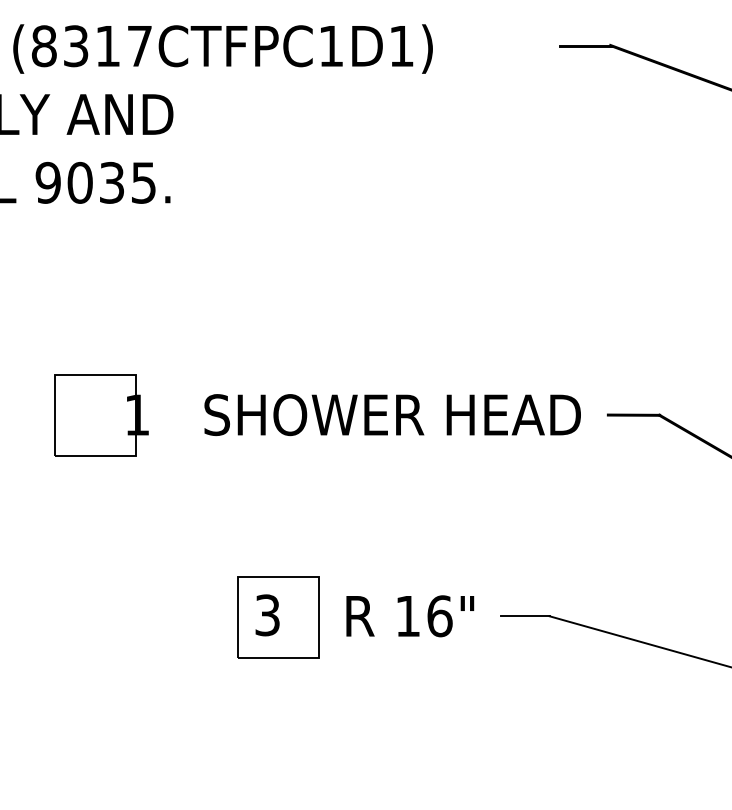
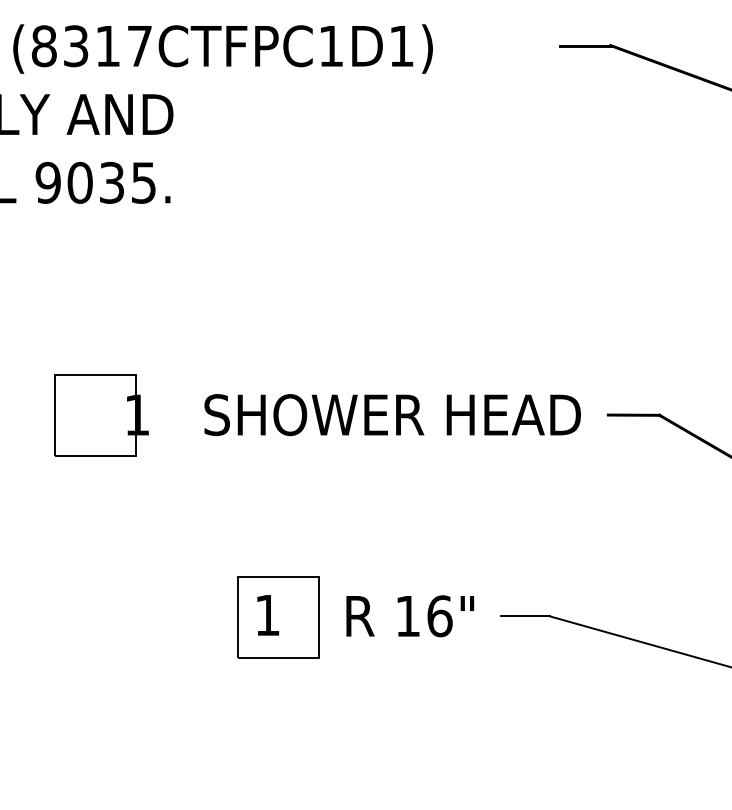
text: 3 -> 1 (267, 615)
